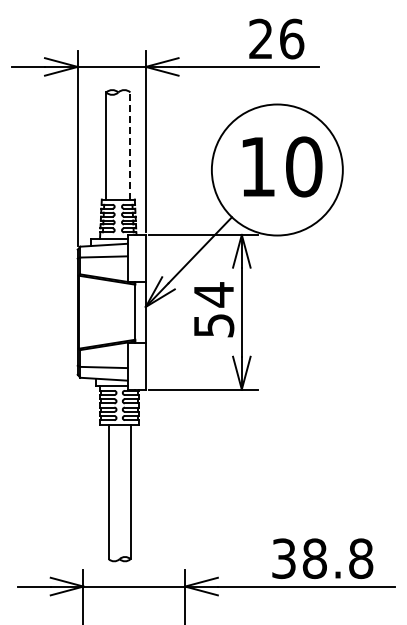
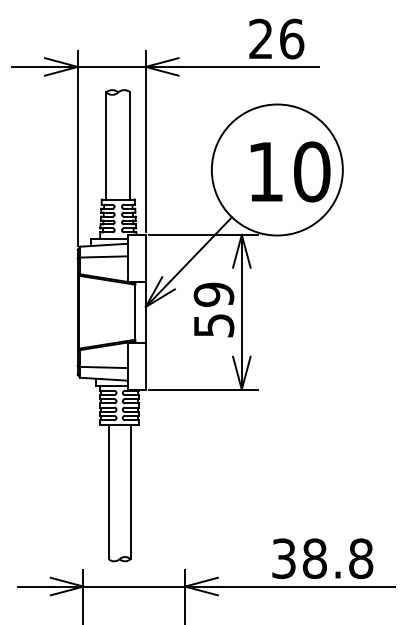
line: dashed -> solid (130, 146)
text position: (282, 166) -> (290, 171) (290, 171)
text: 54 -> 59 (213, 294)
